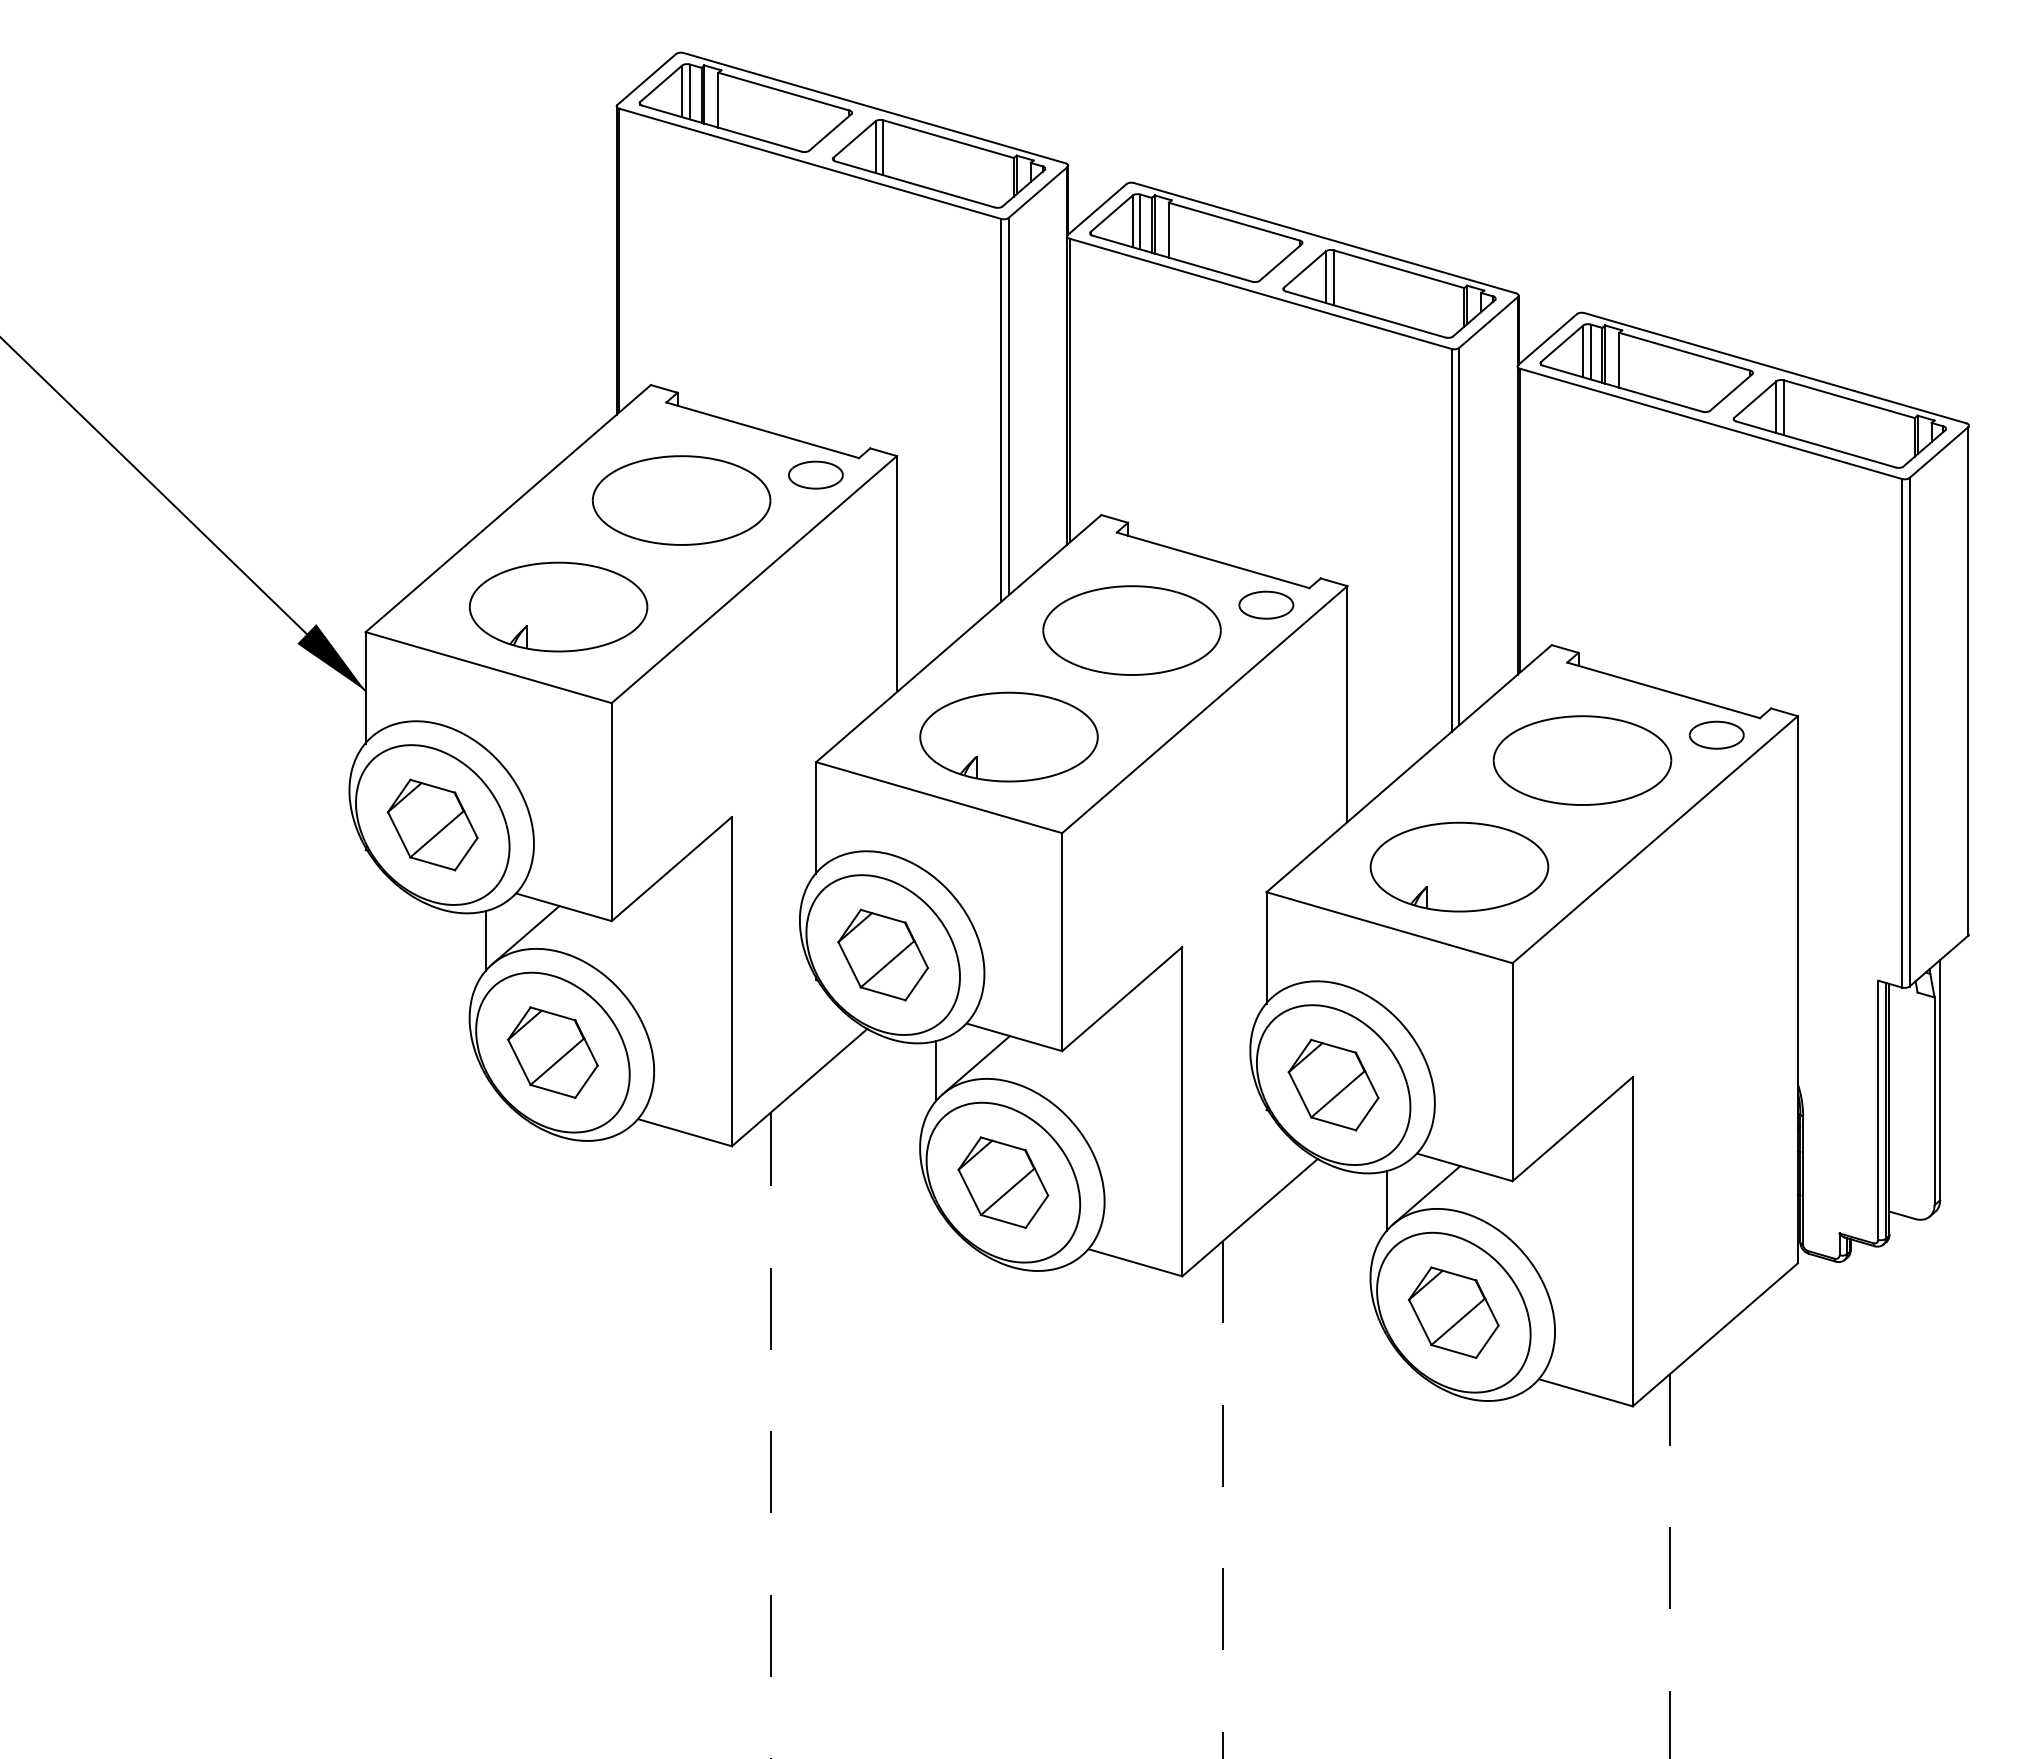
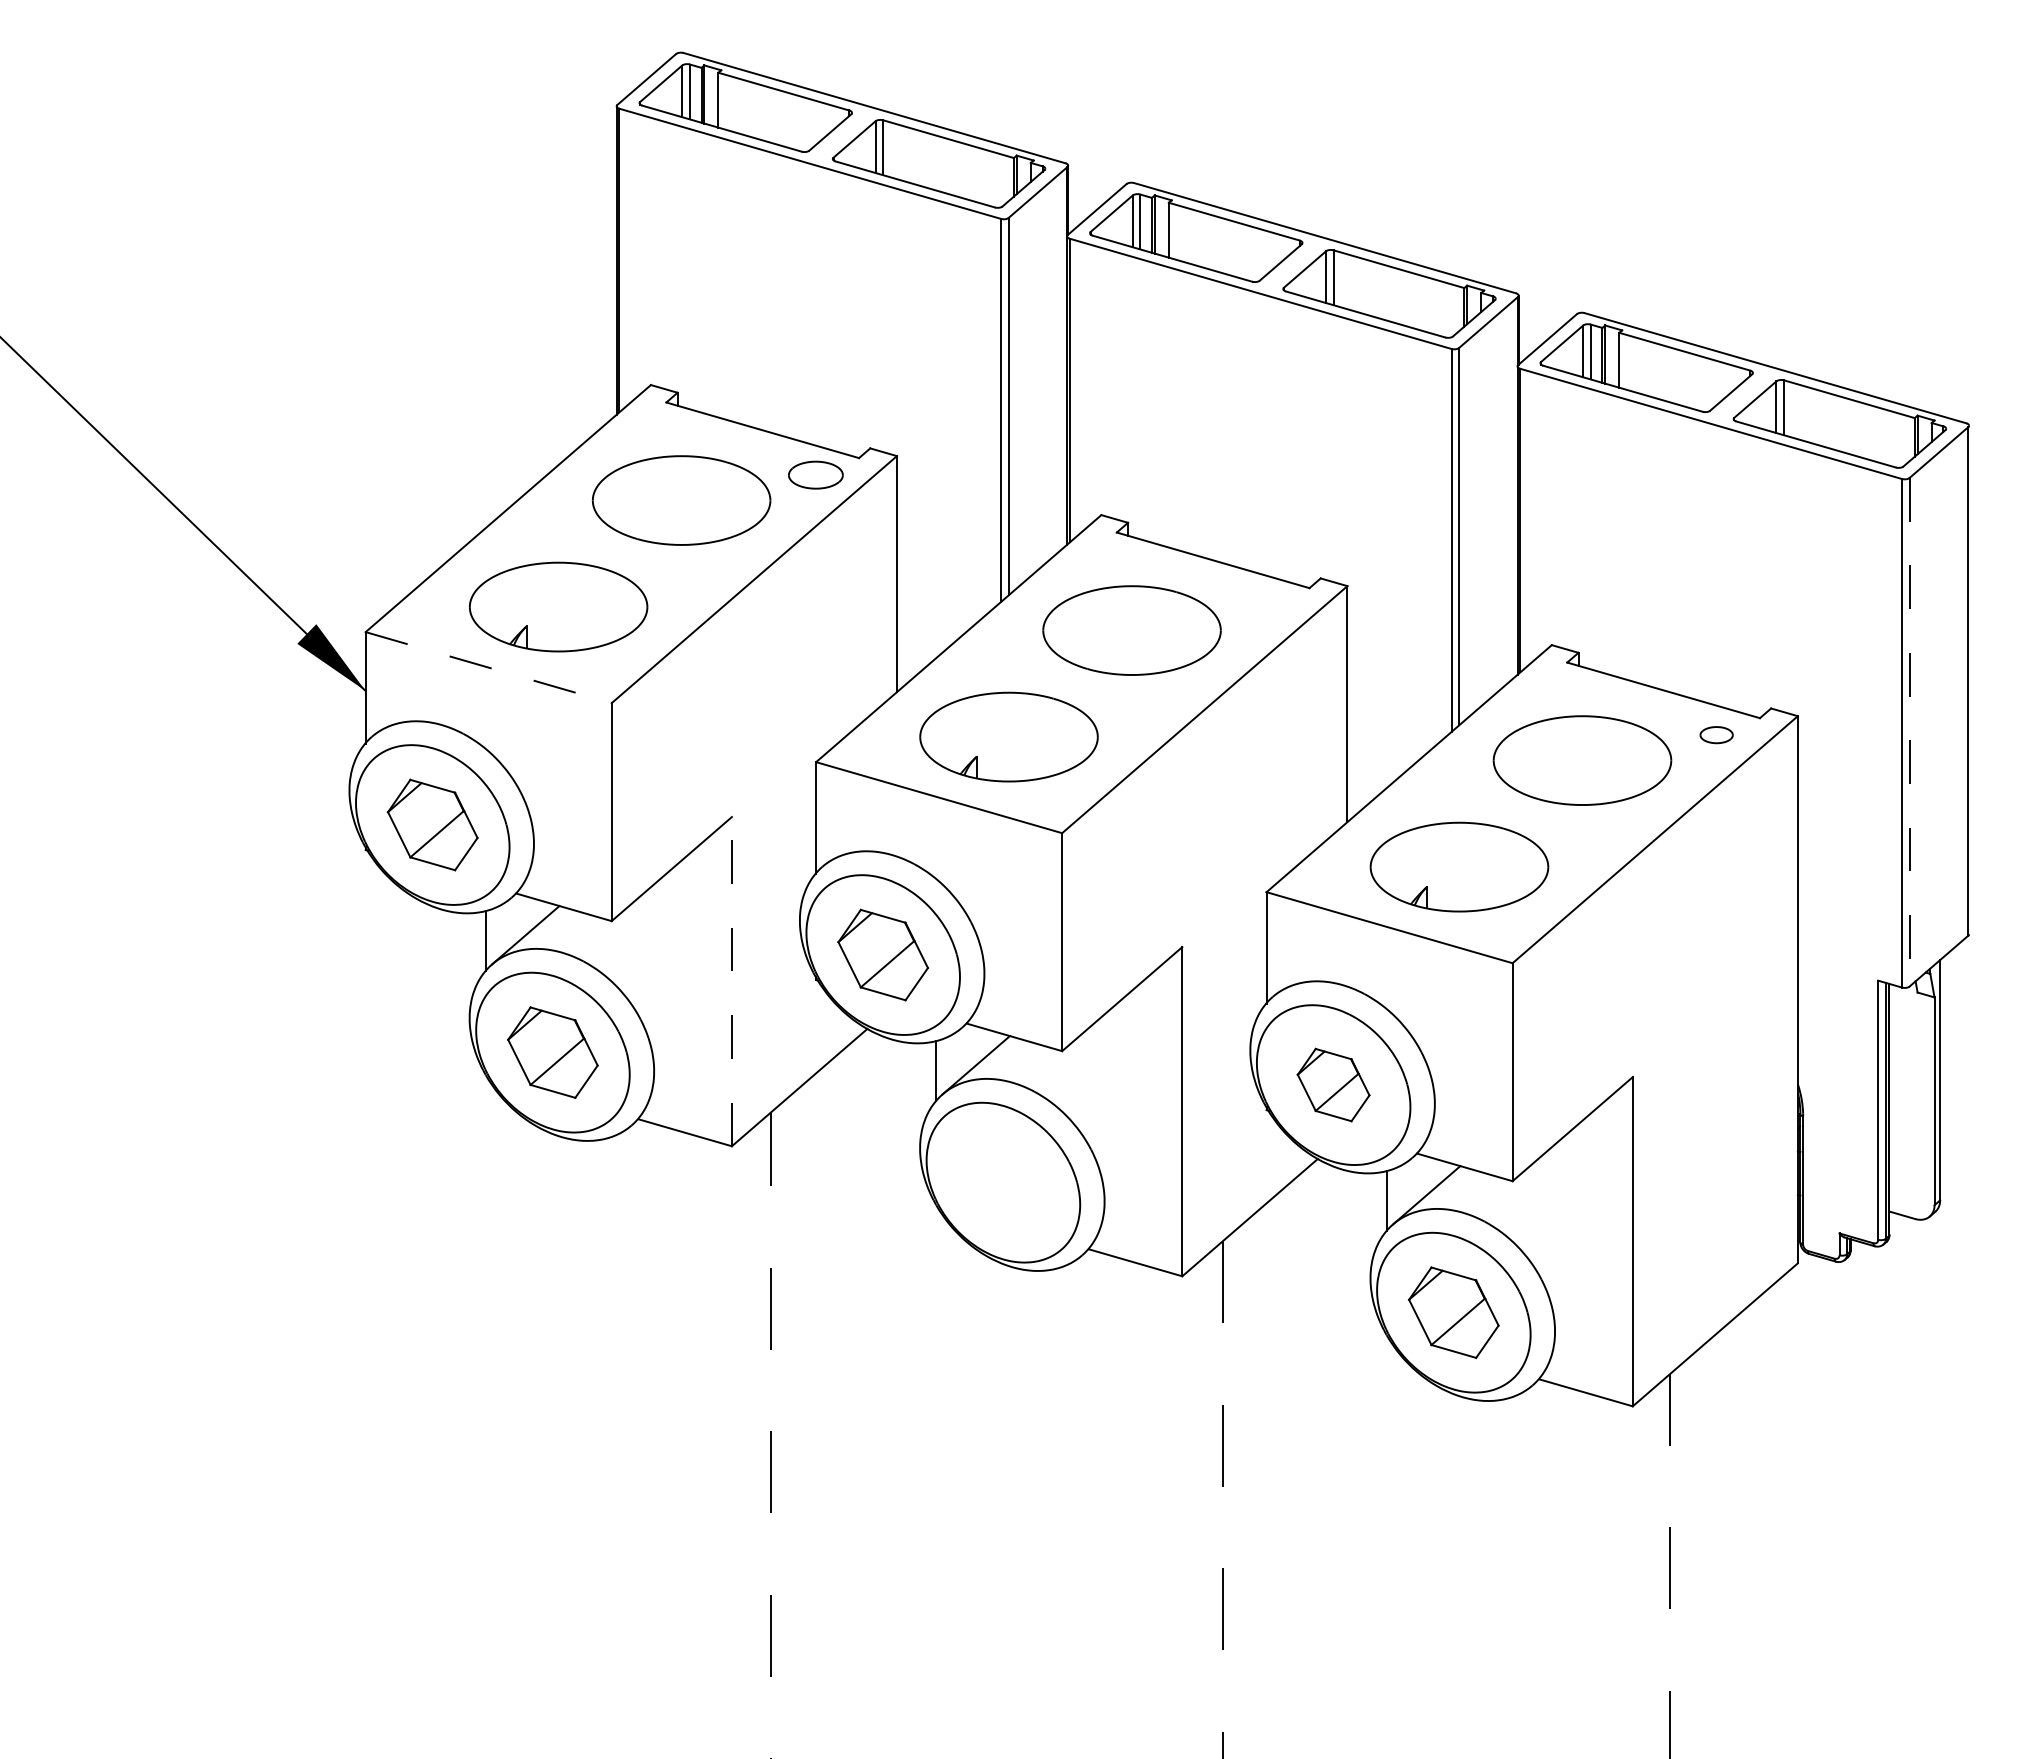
part: present -> none (1266, 604)
line: solid -> dashed (489, 667)
line: solid -> dashed (1909, 732)
part size: 57x30 px -> 35x19 px (1716, 735)
line: solid -> dashed (731, 981)
part size: 93x94 px -> 75x76 px (1333, 1084)
part: present -> none (1003, 1182)
